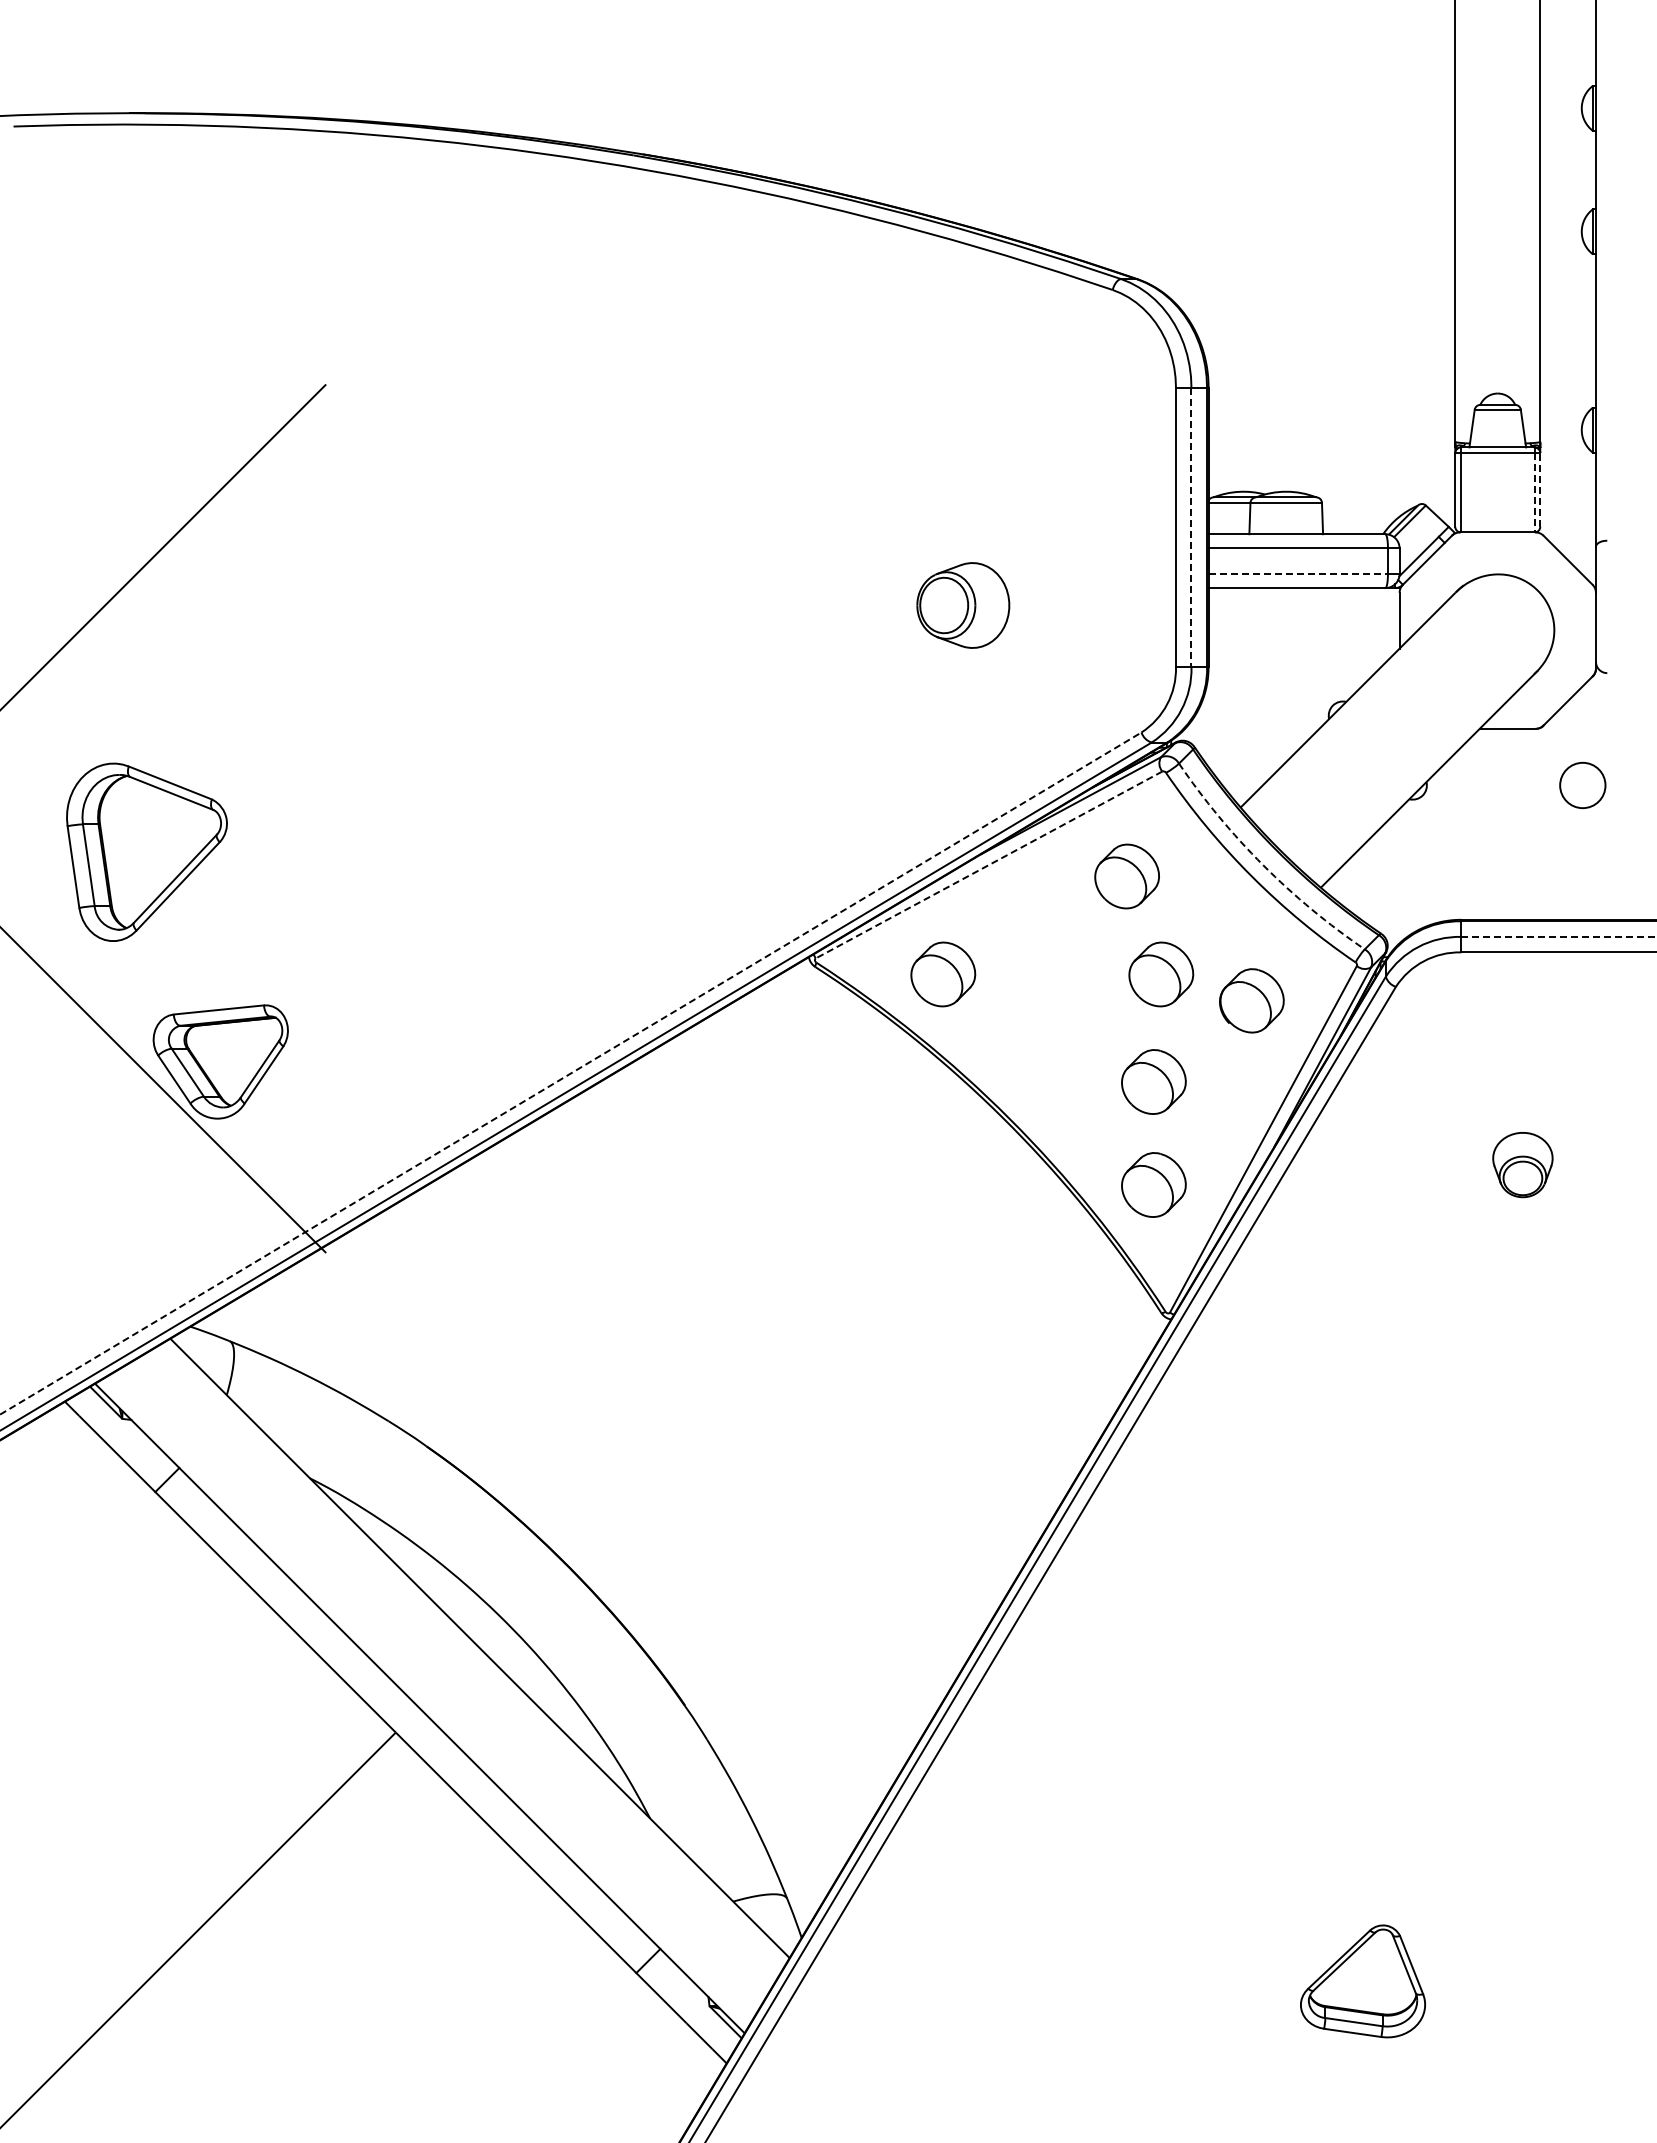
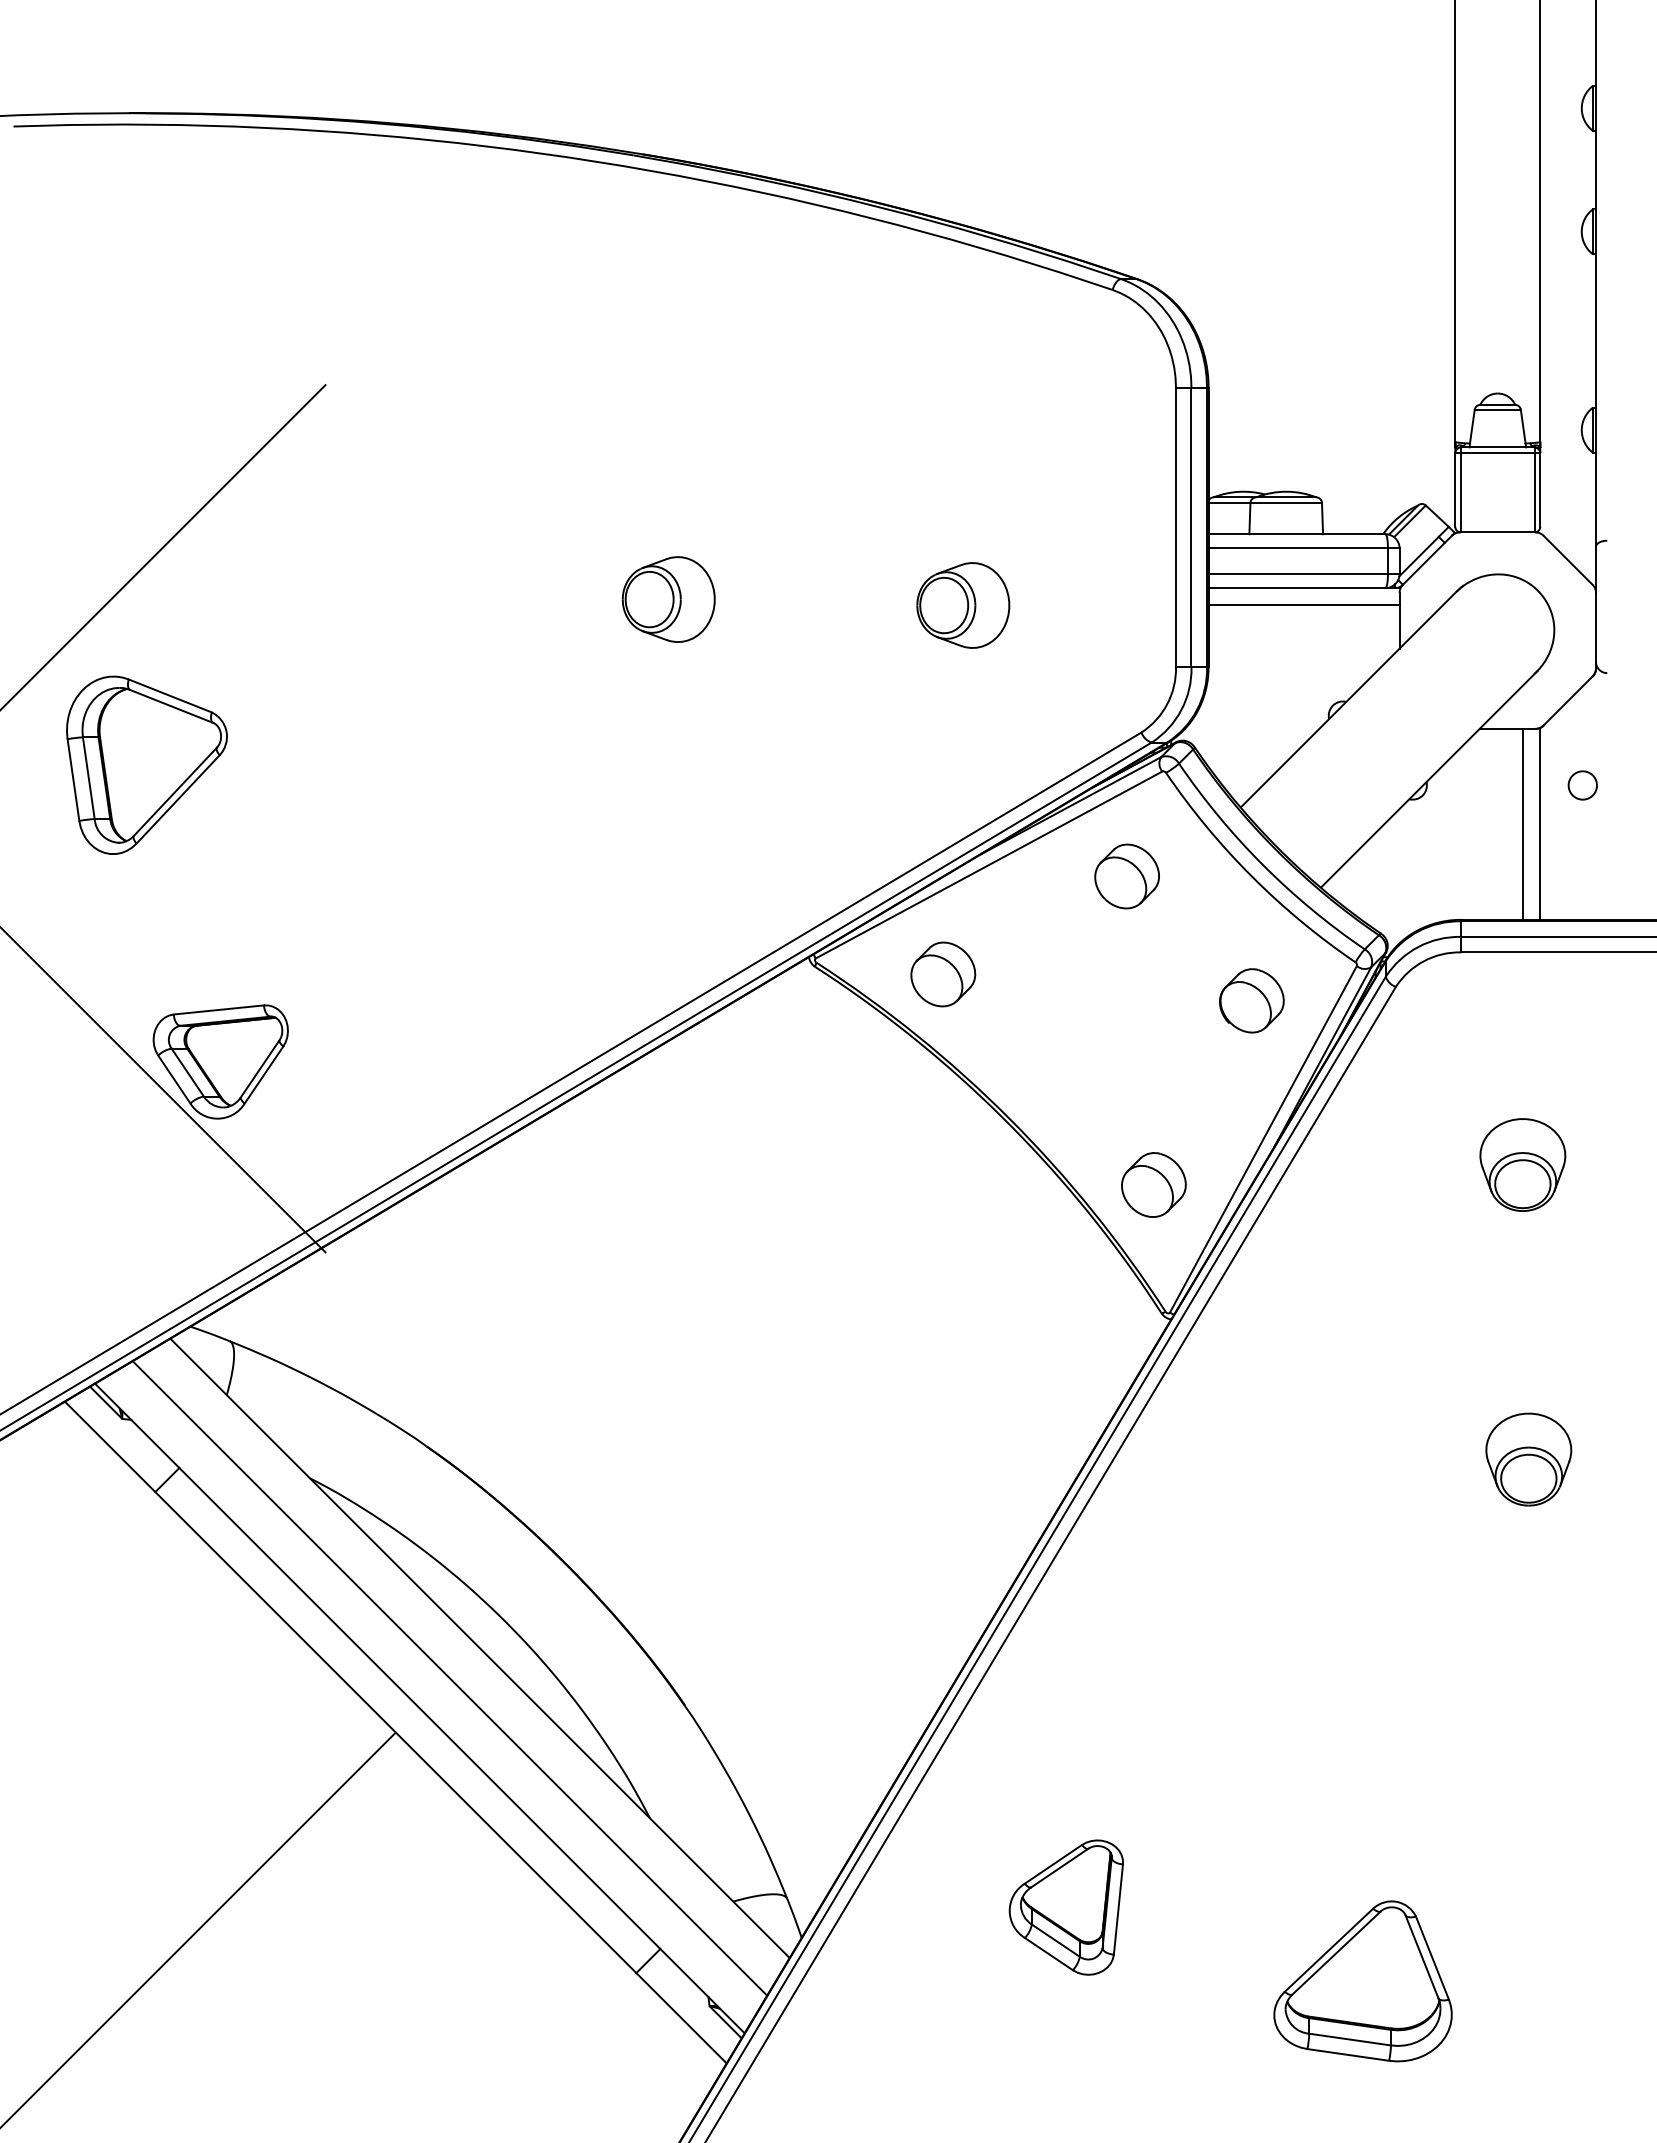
line: dashed -> solid (1540, 489)
line: dashed -> solid (1534, 492)
line: dashed -> solid (1191, 527)
line: dashed -> solid (1298, 573)
part: none -> present (668, 599)
line: none -> present (1303, 605)
circle diameter: 45 px -> 28 px (1582, 785)
line: none -> present (1523, 823)
line: none -> present (1540, 823)
part position: (146, 851) -> (146, 764) (146, 764)
line: dashed -> solid (989, 864)
arc: dashed -> solid (1263, 865)
line: dashed -> solid (1559, 936)
part: present -> none (1161, 974)
line: dashed -> solid (570, 1073)
part: present -> none (1153, 1081)
part size: 62x67 px -> 88x94 px (1522, 1164)
part: none -> present (1528, 1459)
line: none -> present (449, 1678)
part: none -> present (1065, 1907)
part size: 126x115 px -> 180x163 px (1362, 1981)
